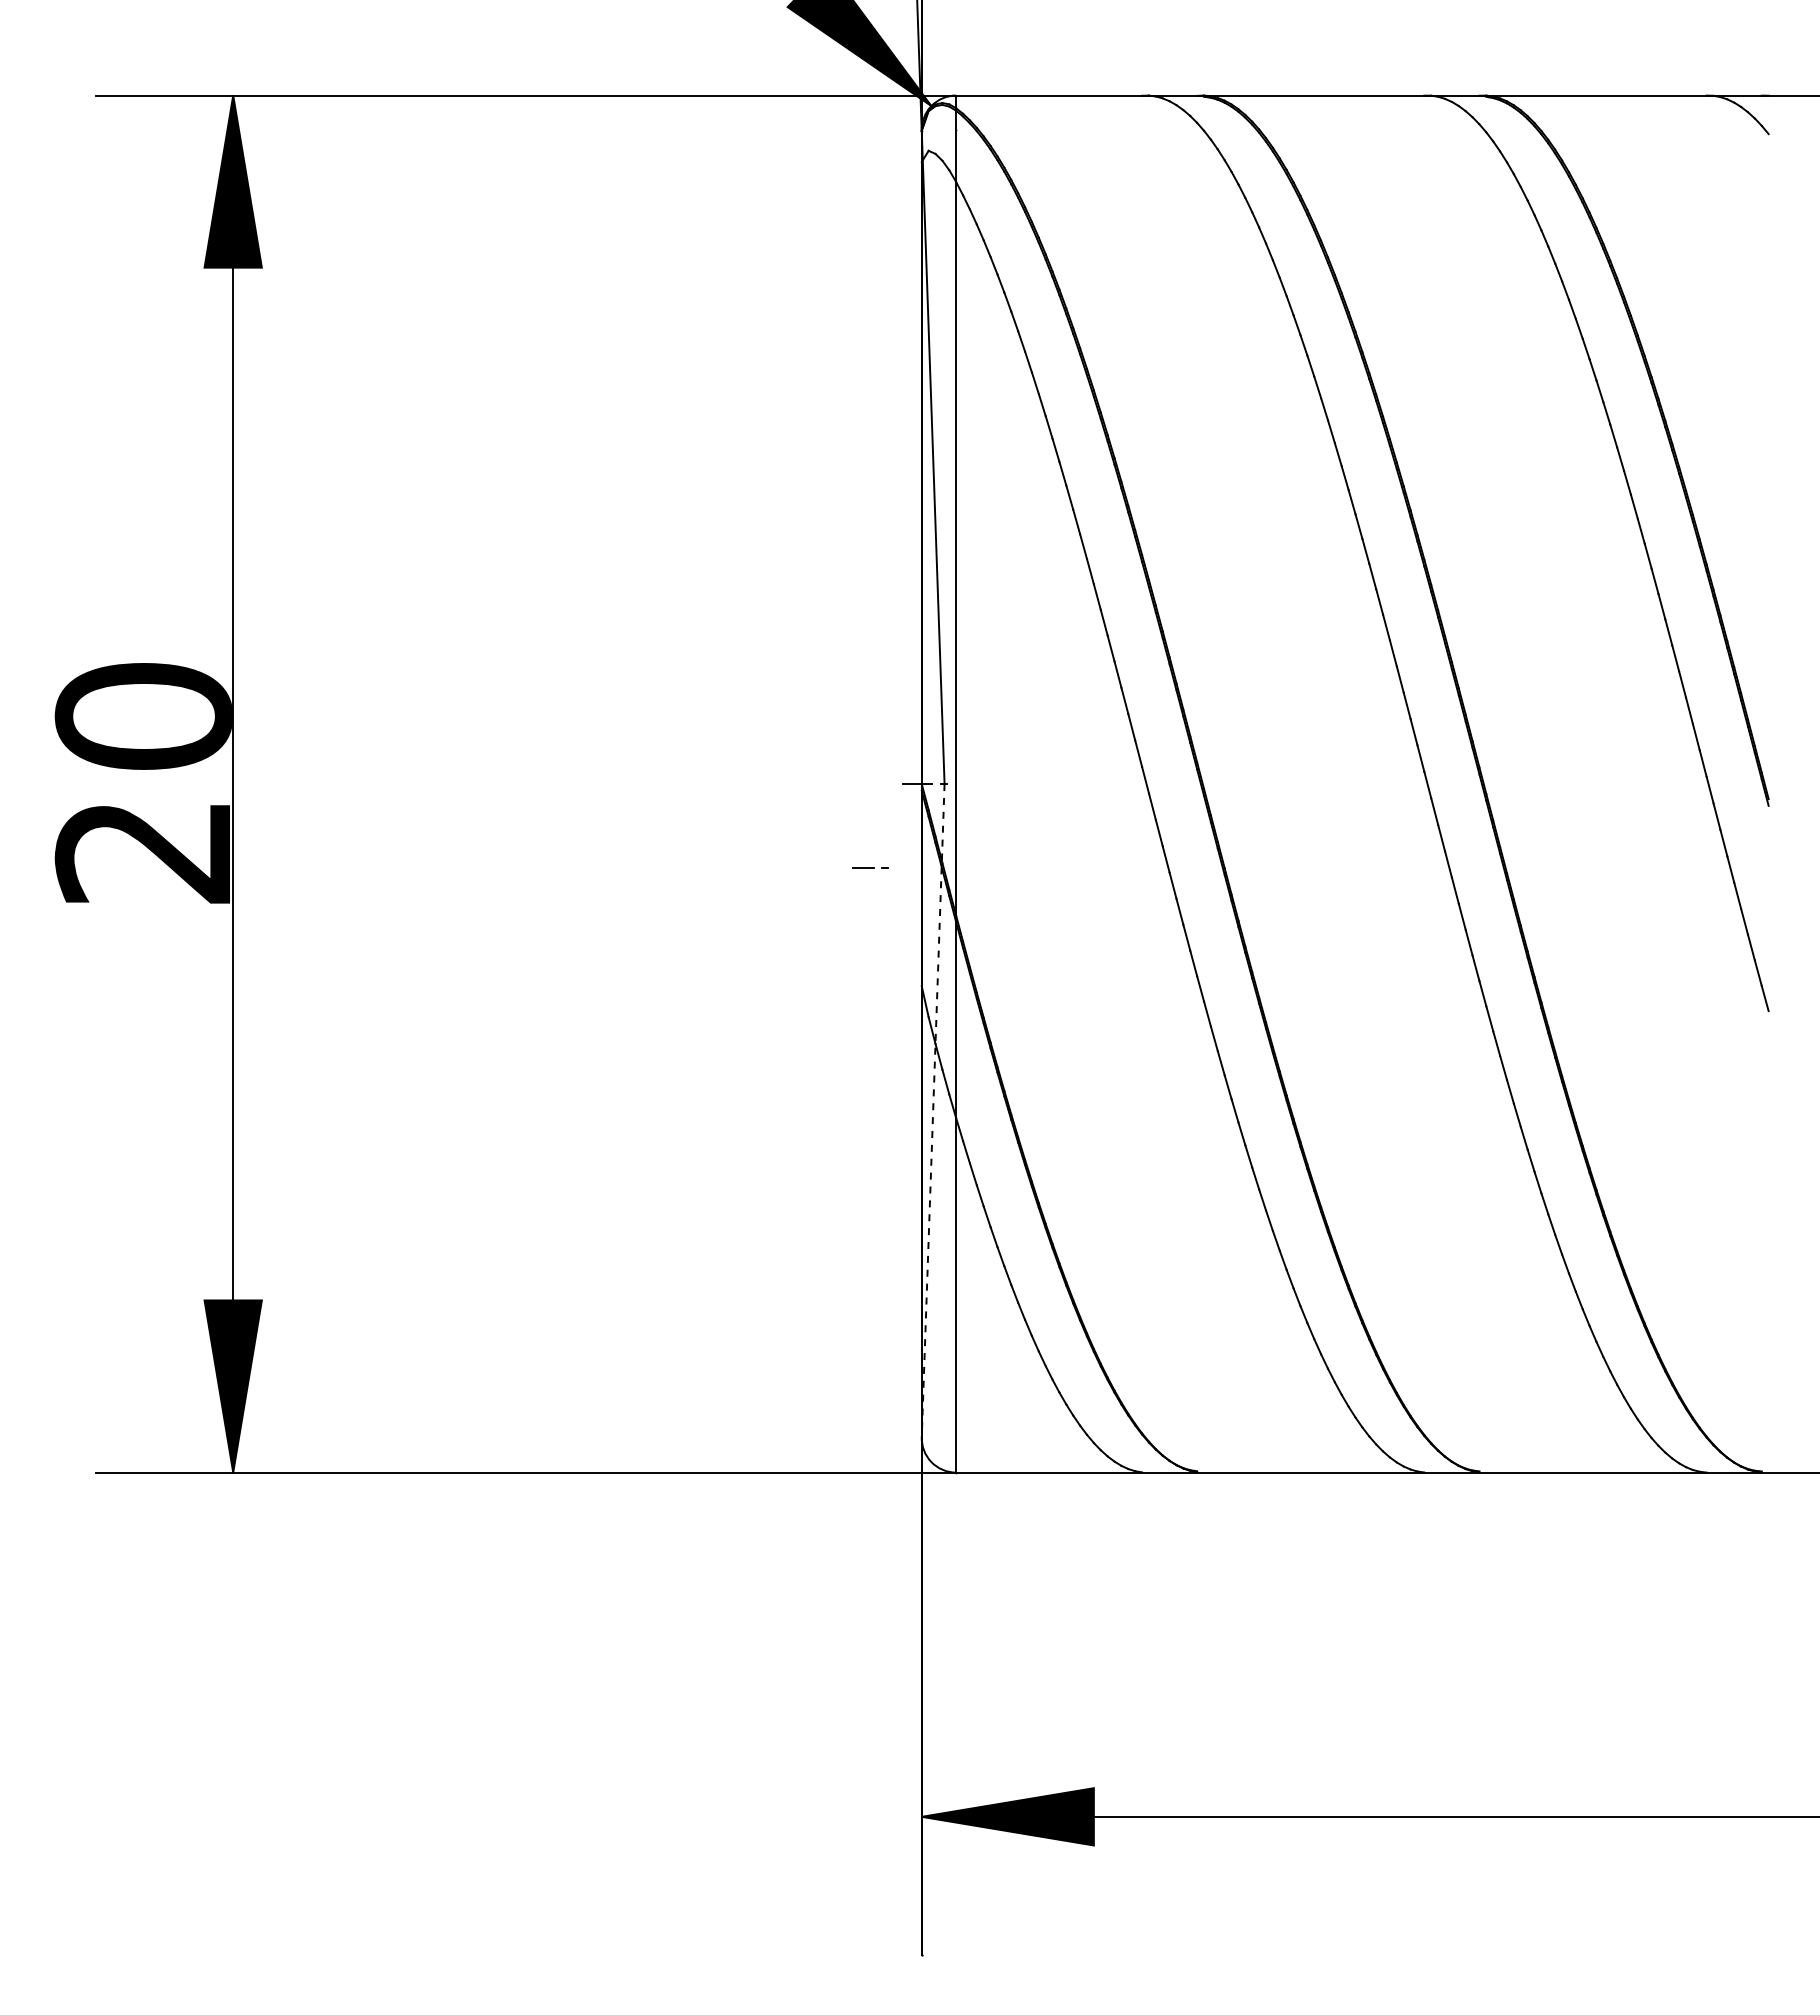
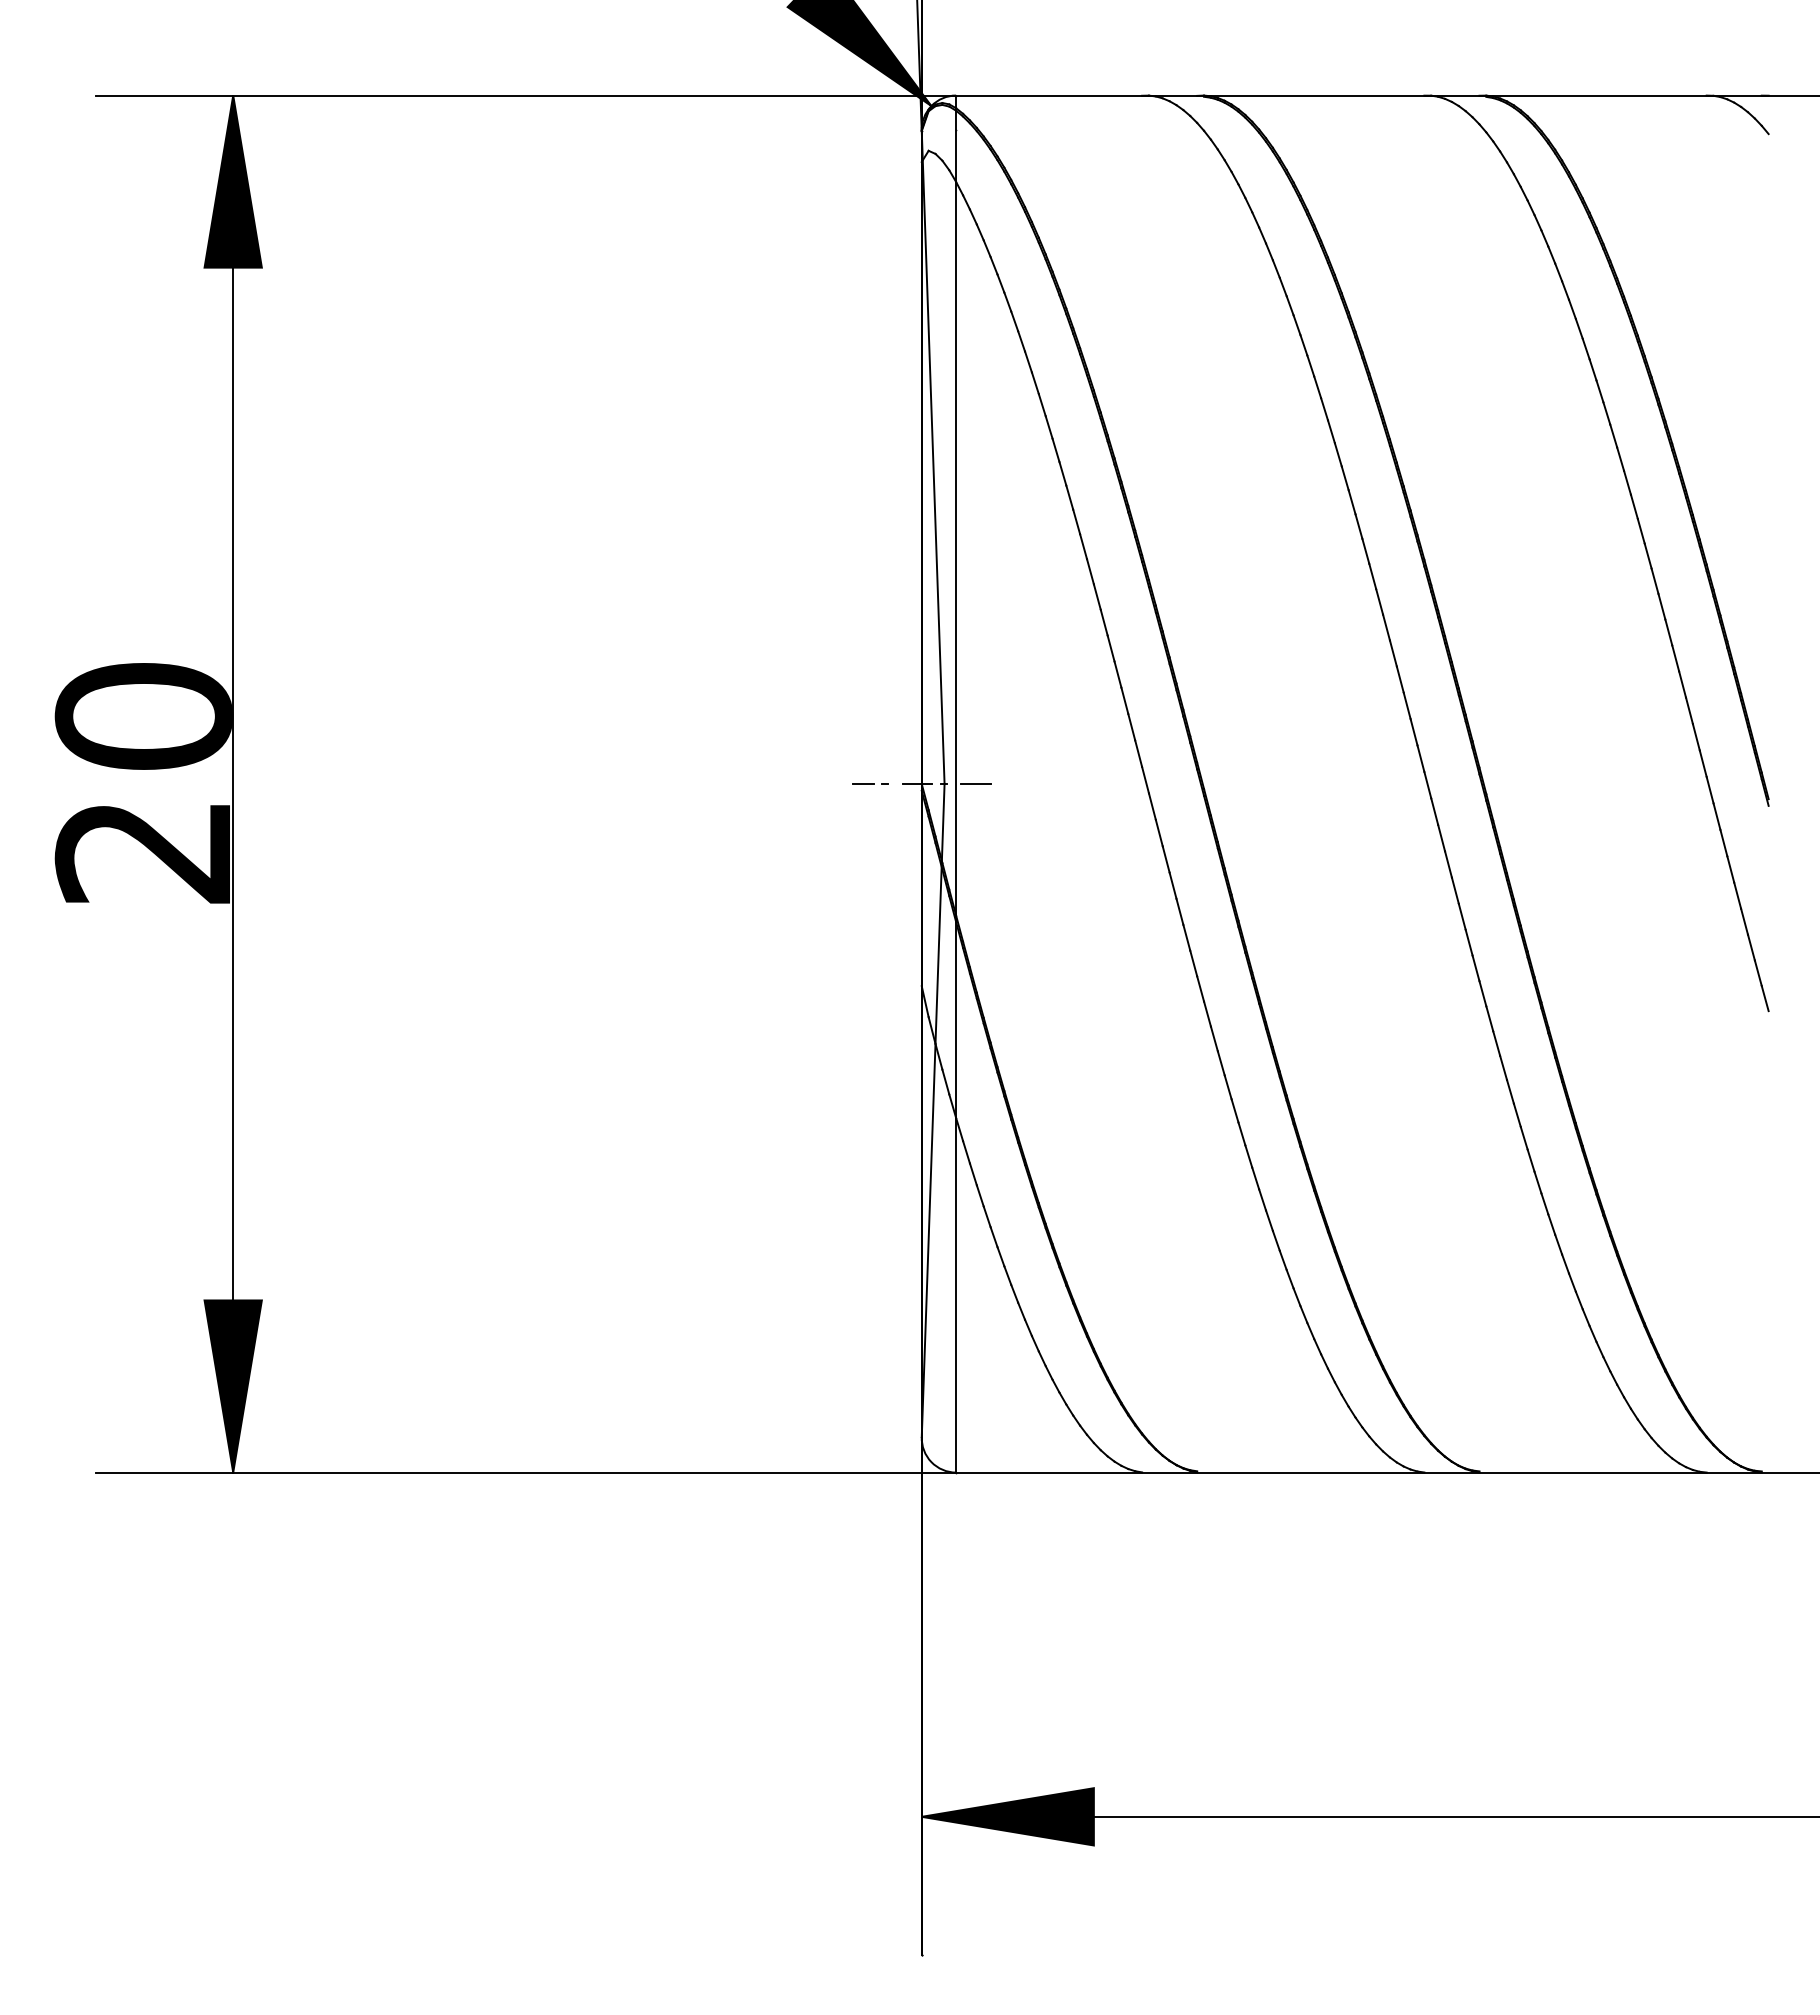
line: none -> present (975, 784)
line position: (870, 867) -> (870, 783) (870, 783)
line: dashed -> solid (933, 1110)
